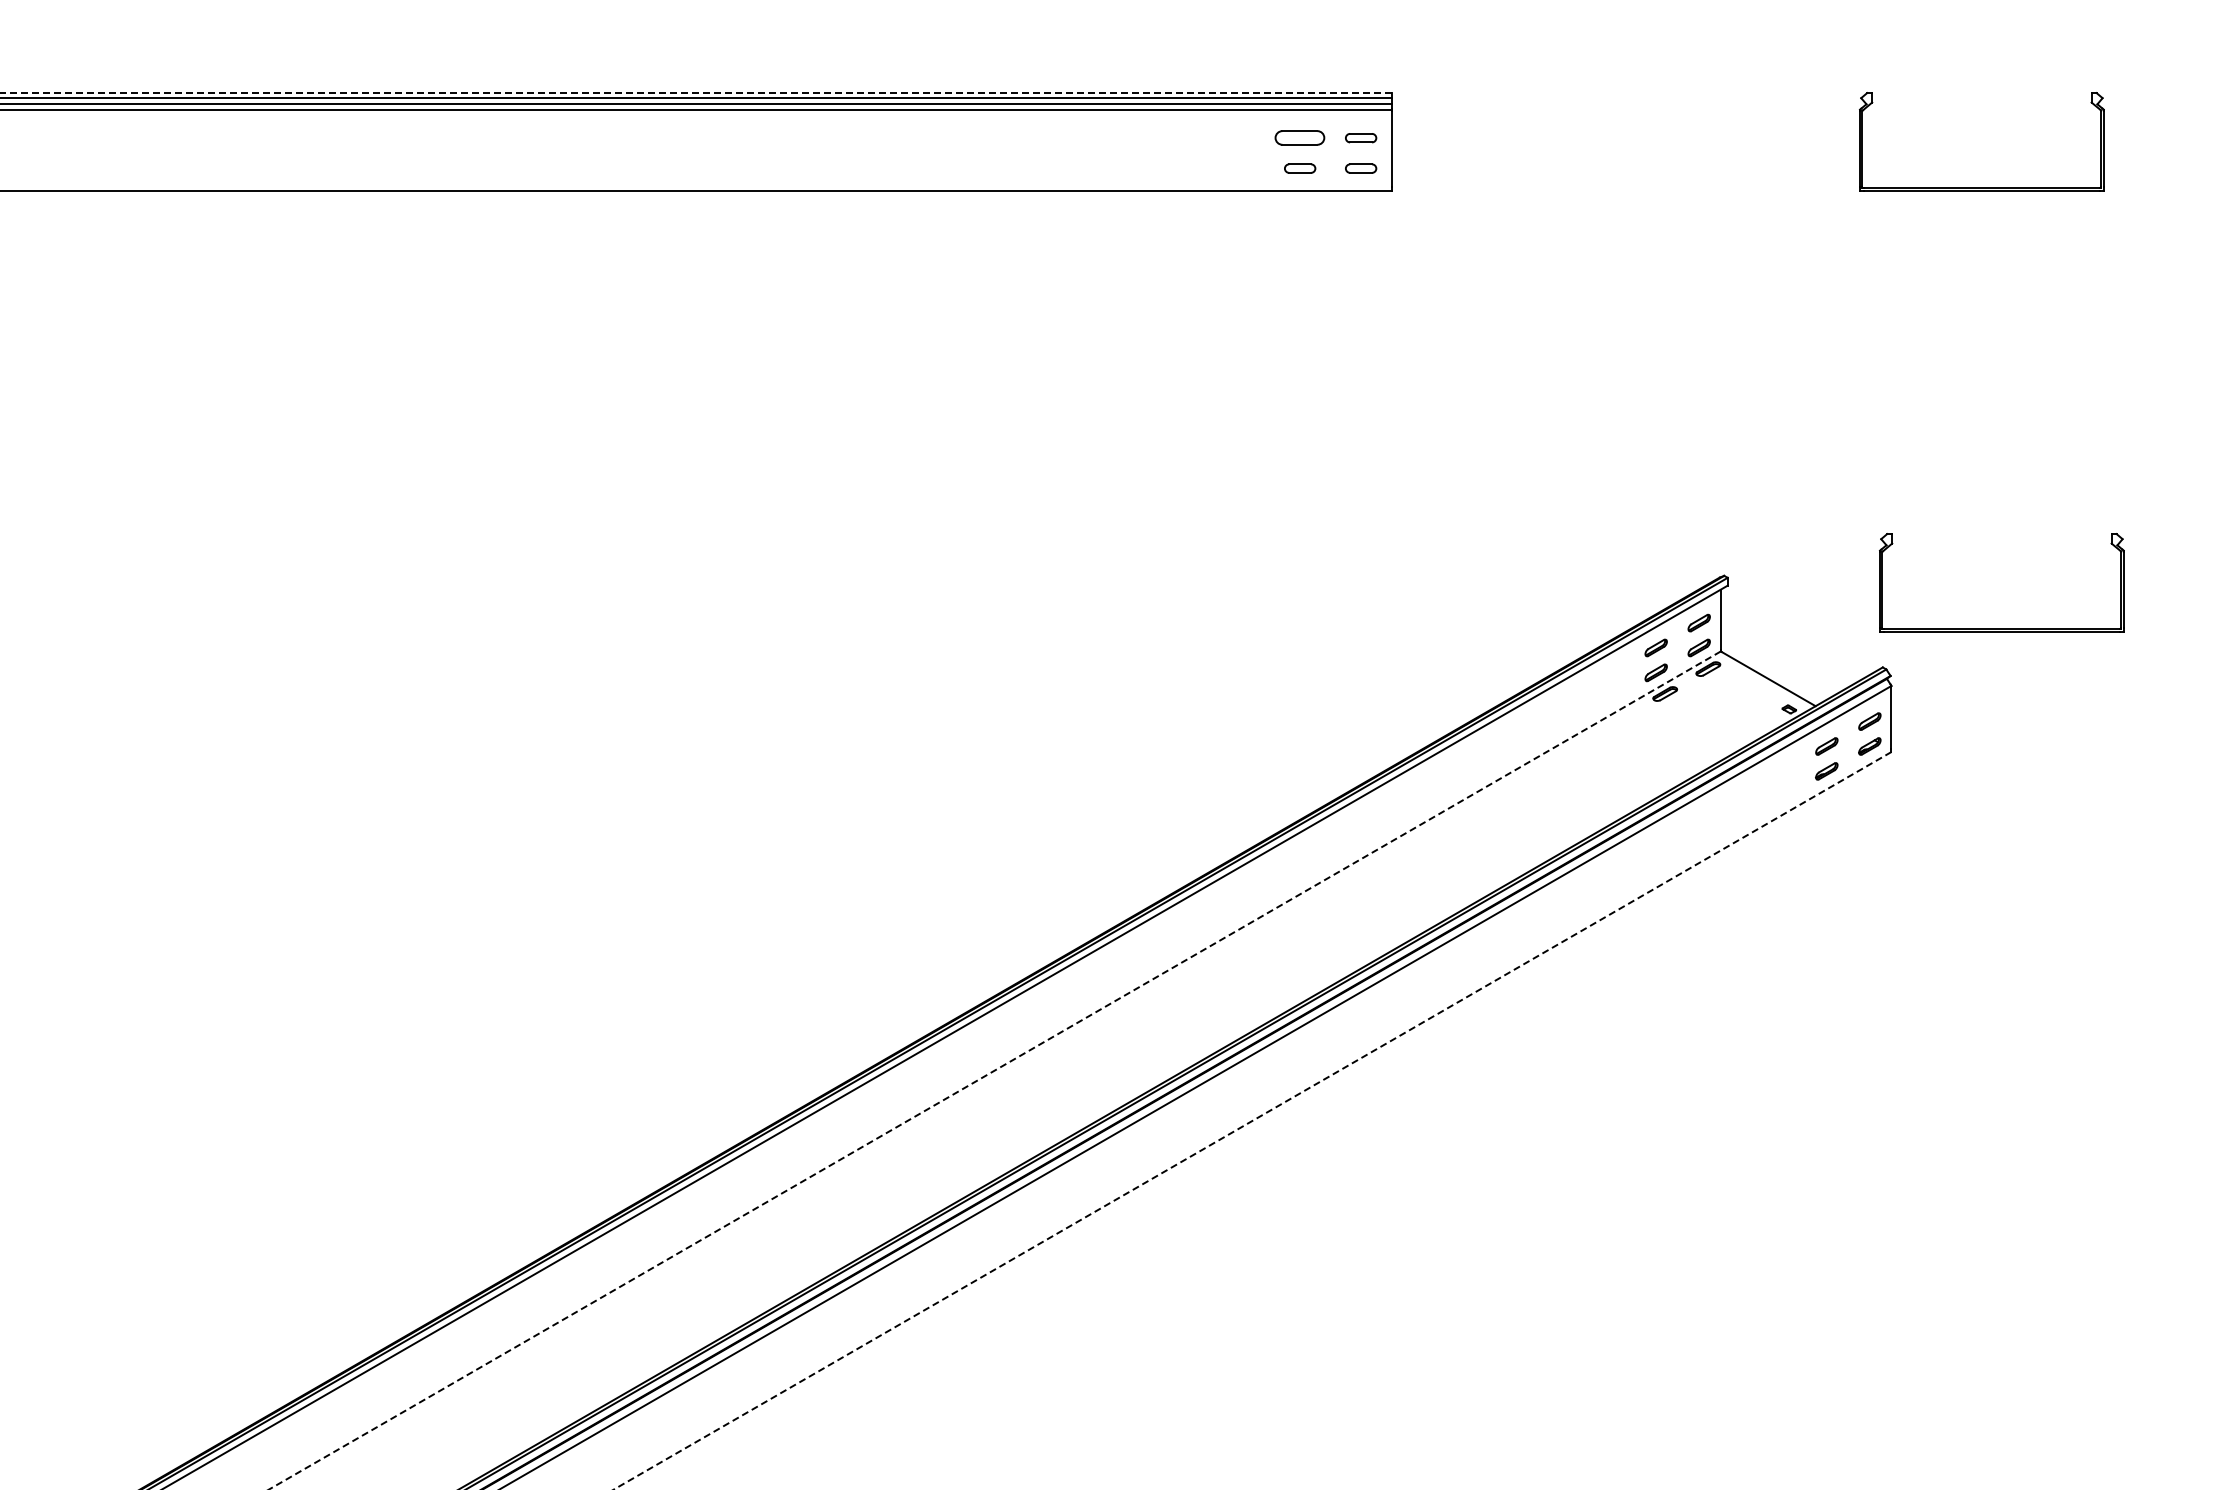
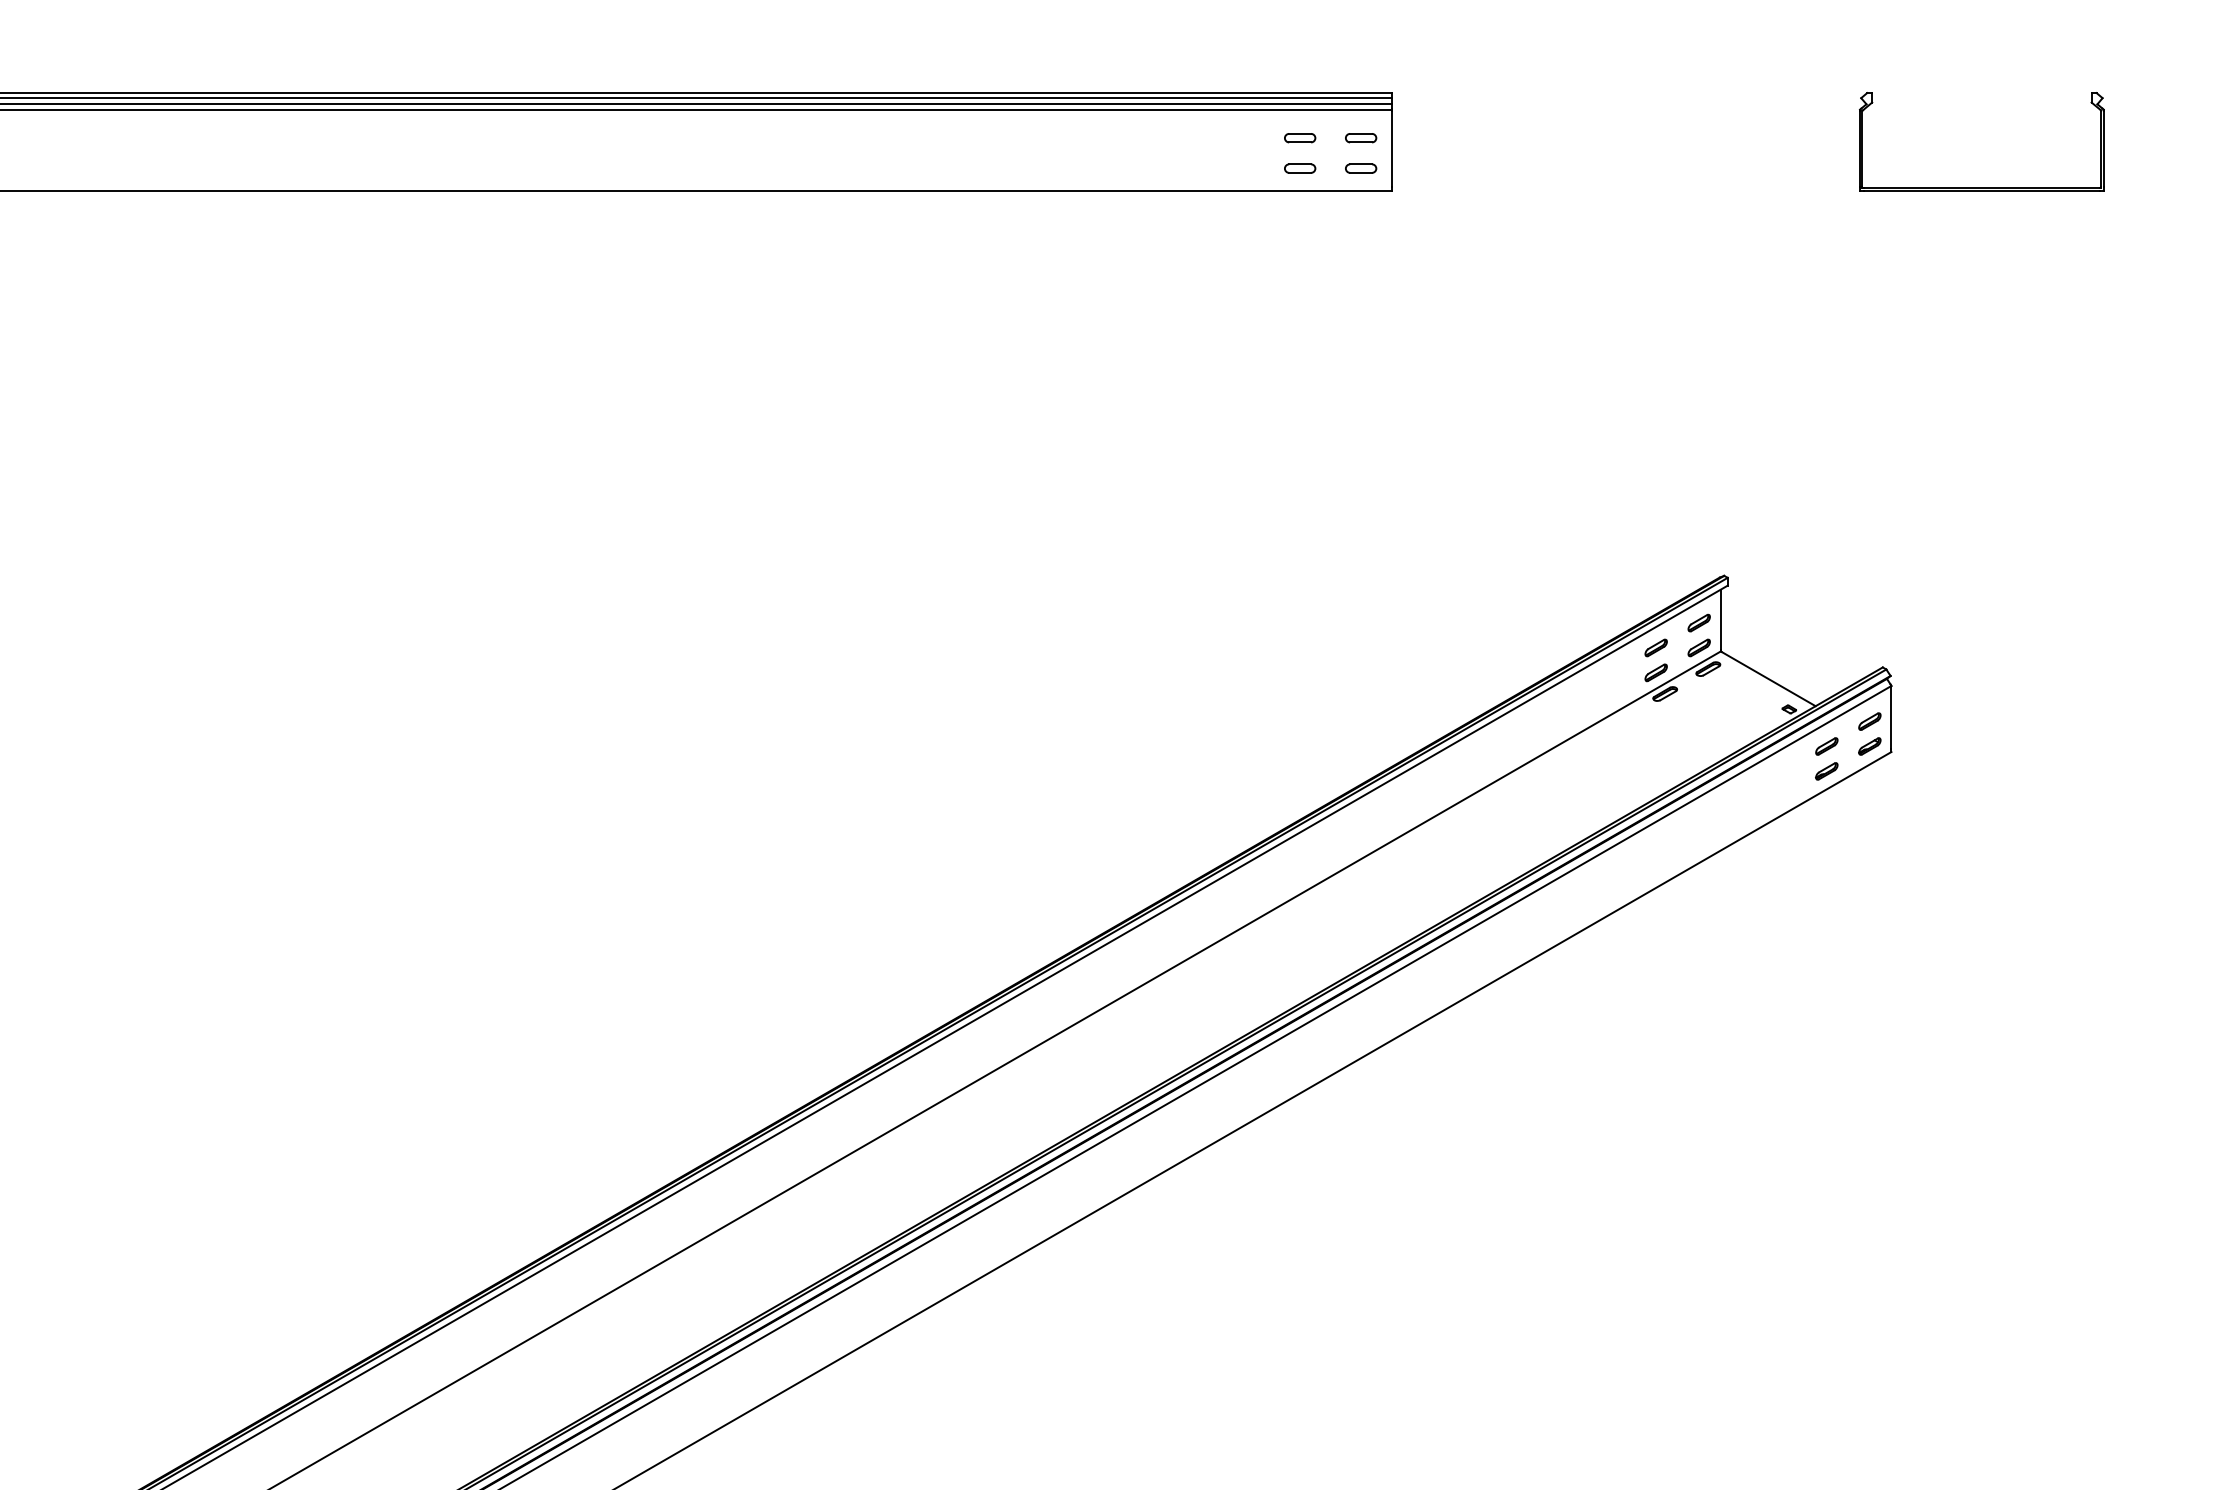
line: dashed -> solid (695, 93)
part size: 52x16 px -> 33x11 px (1300, 138)
part: present -> none (2001, 628)
line: dashed -> solid (994, 1070)
line: dashed -> solid (1252, 1120)
